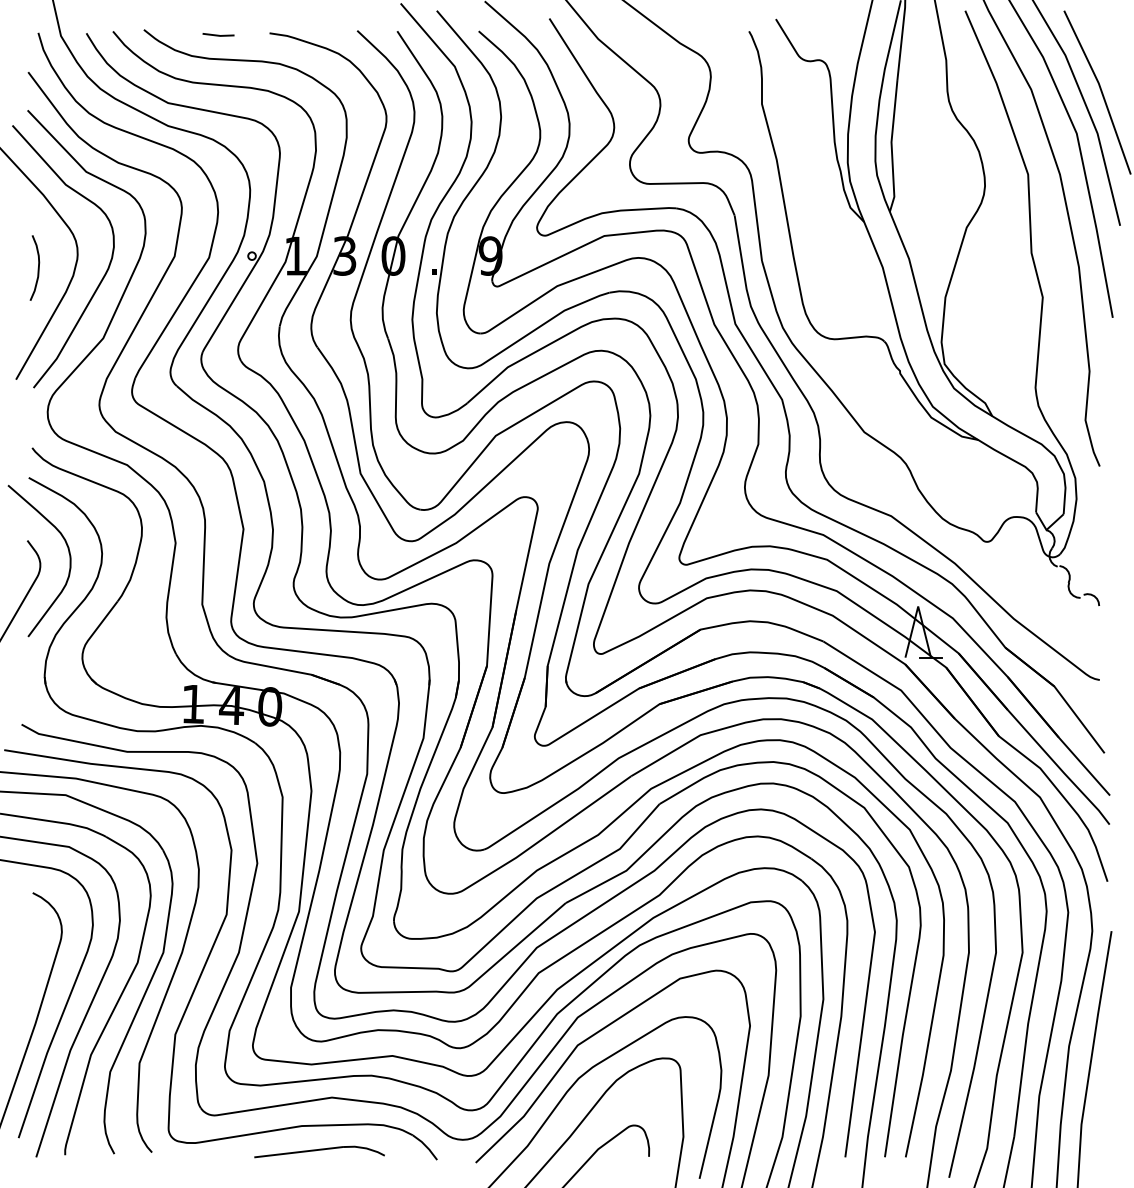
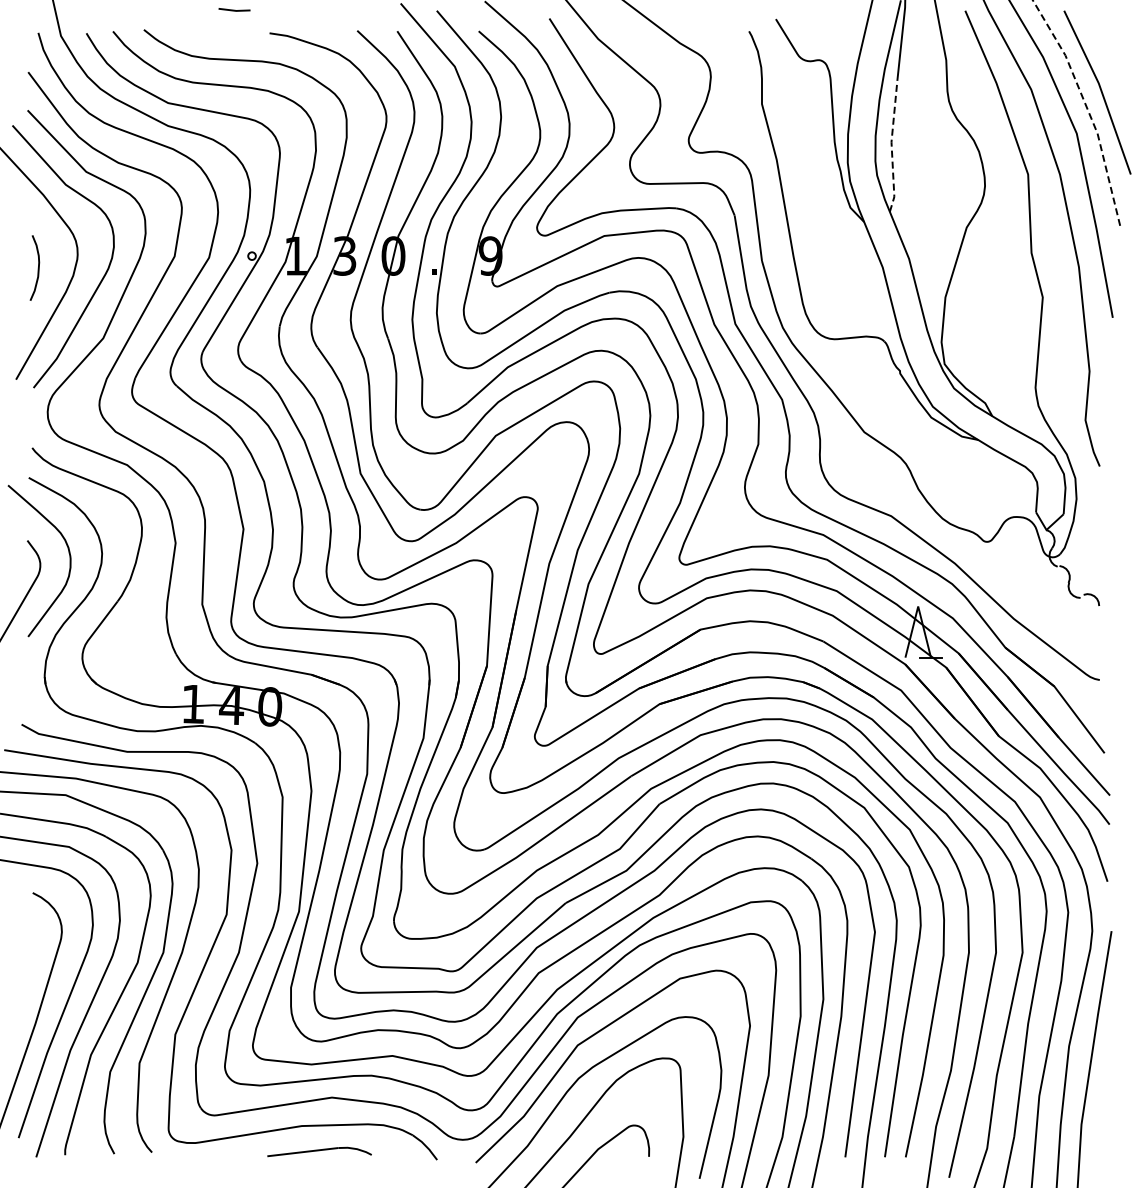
line position: (218, 34) -> (234, 9) (234, 9)
line: solid -> dashed (1087, 108)
line: solid -> dashed (891, 146)
part size: 131x14 px -> 105x12 px (319, 1151)
